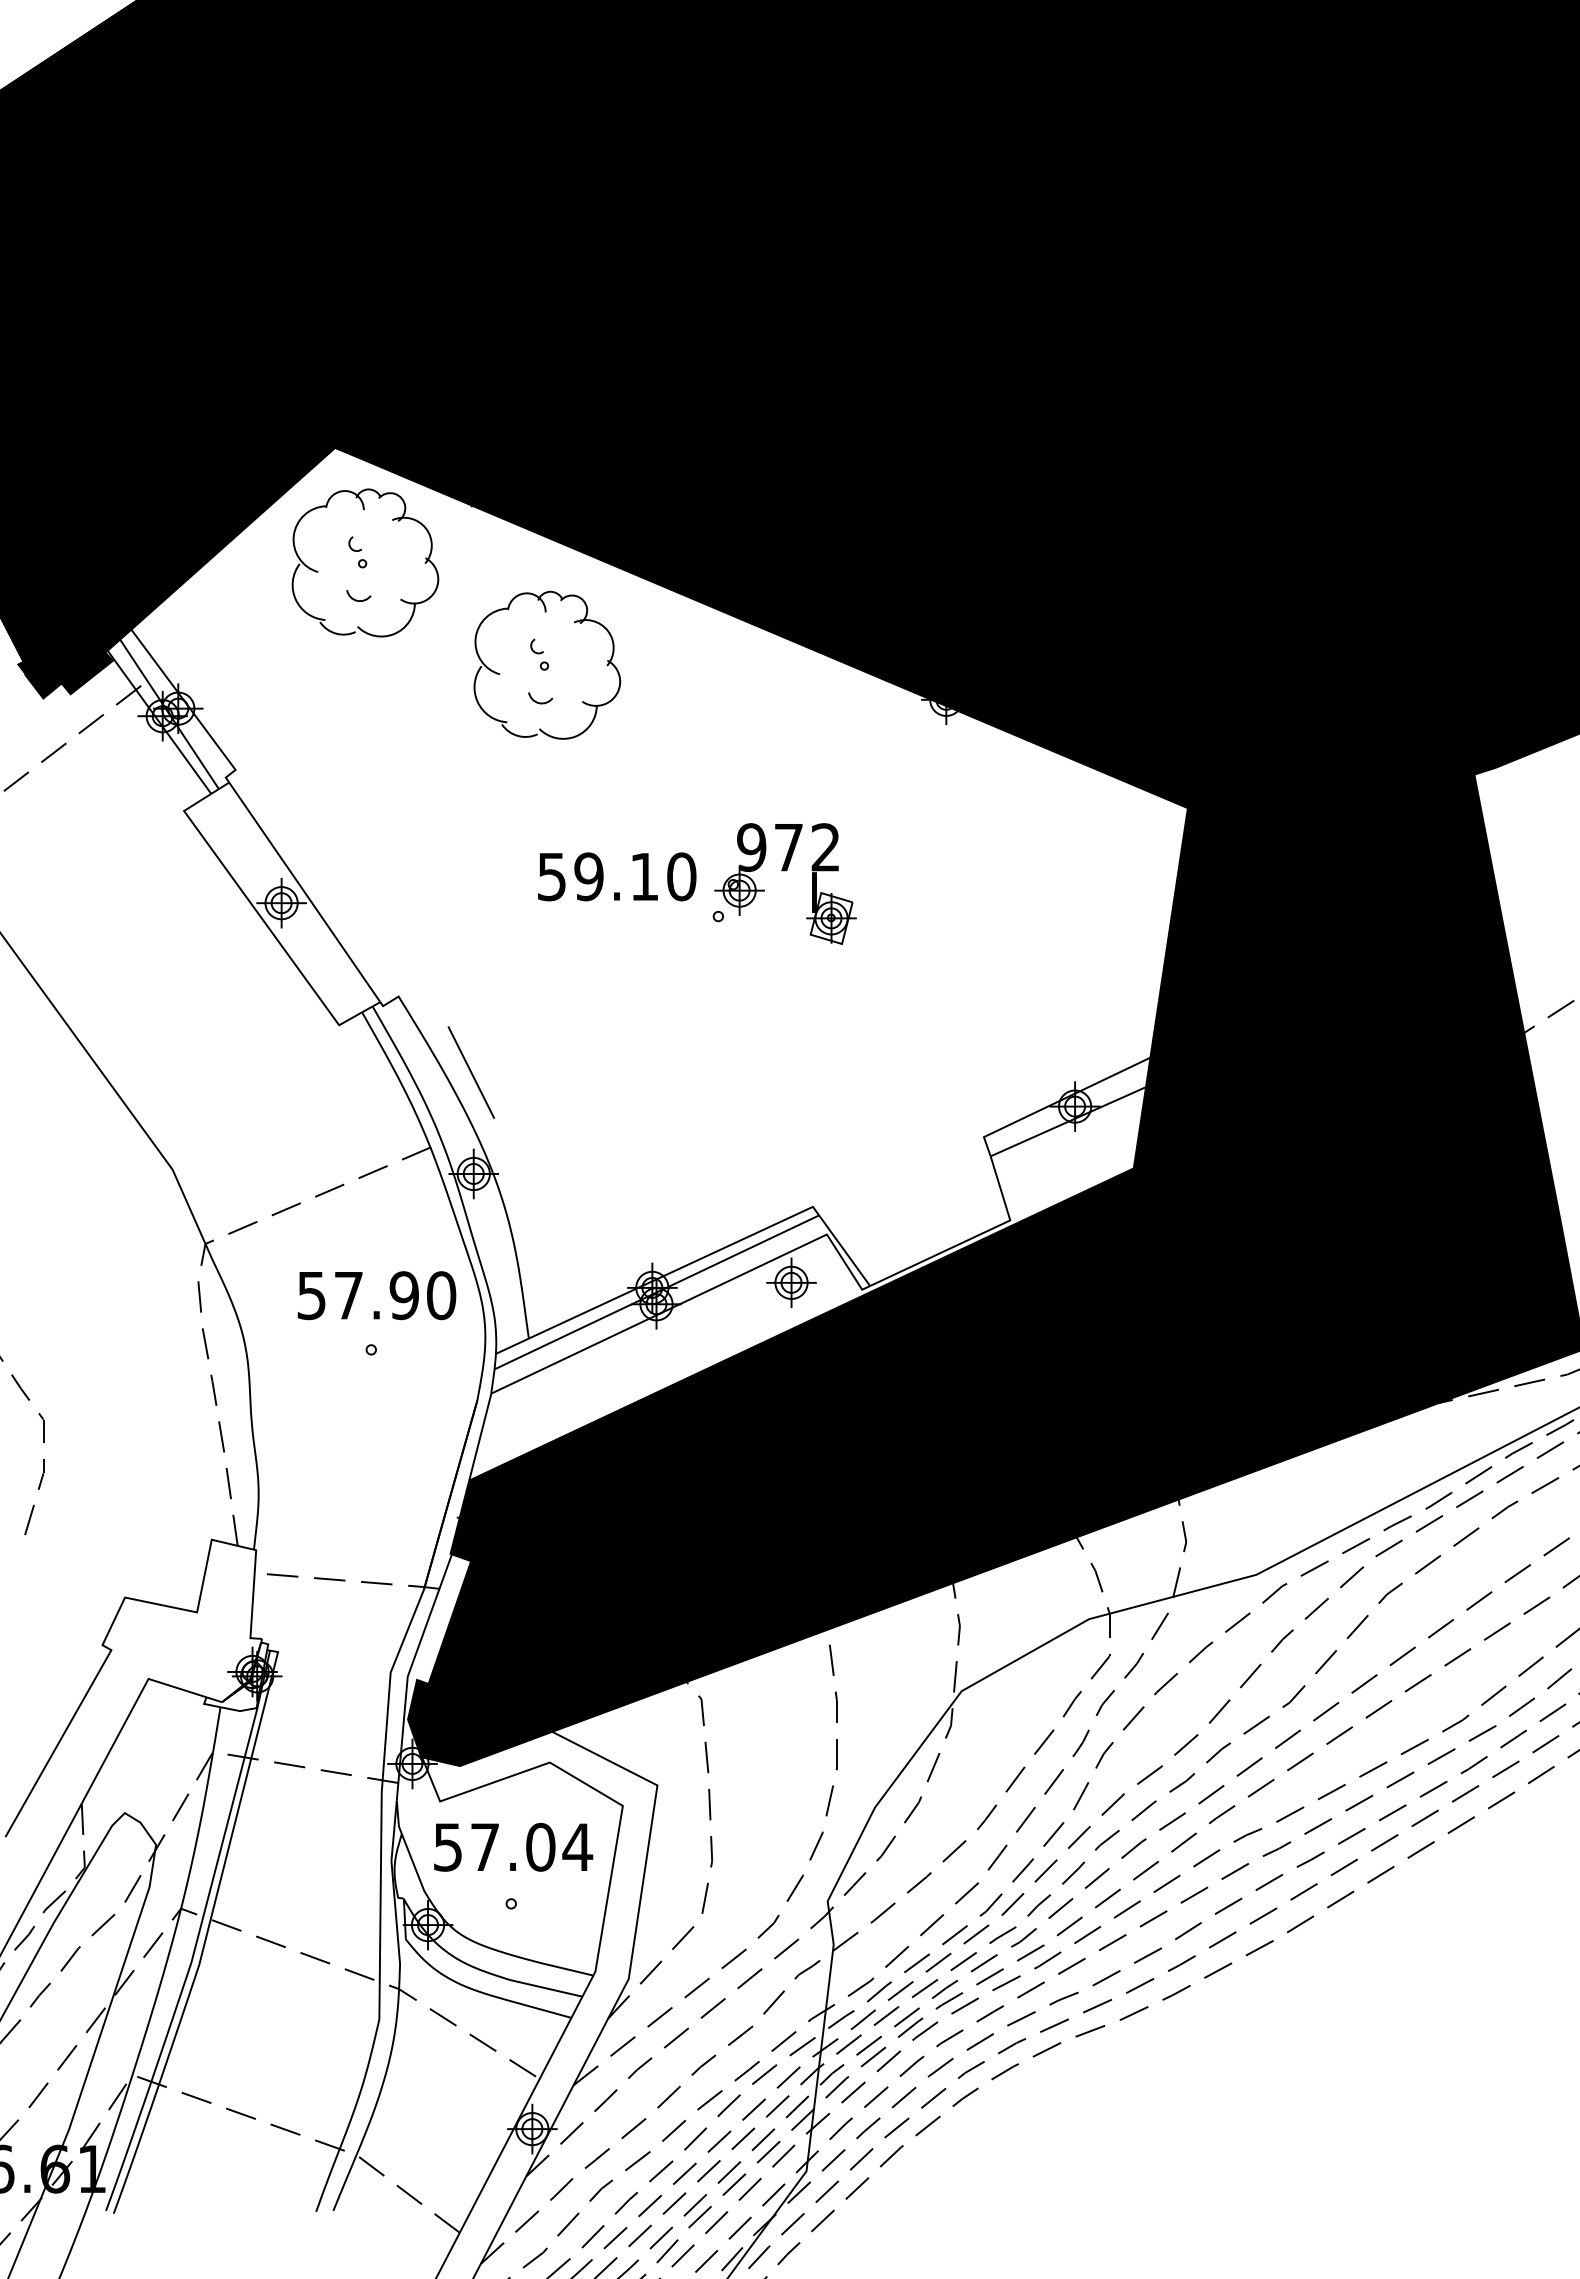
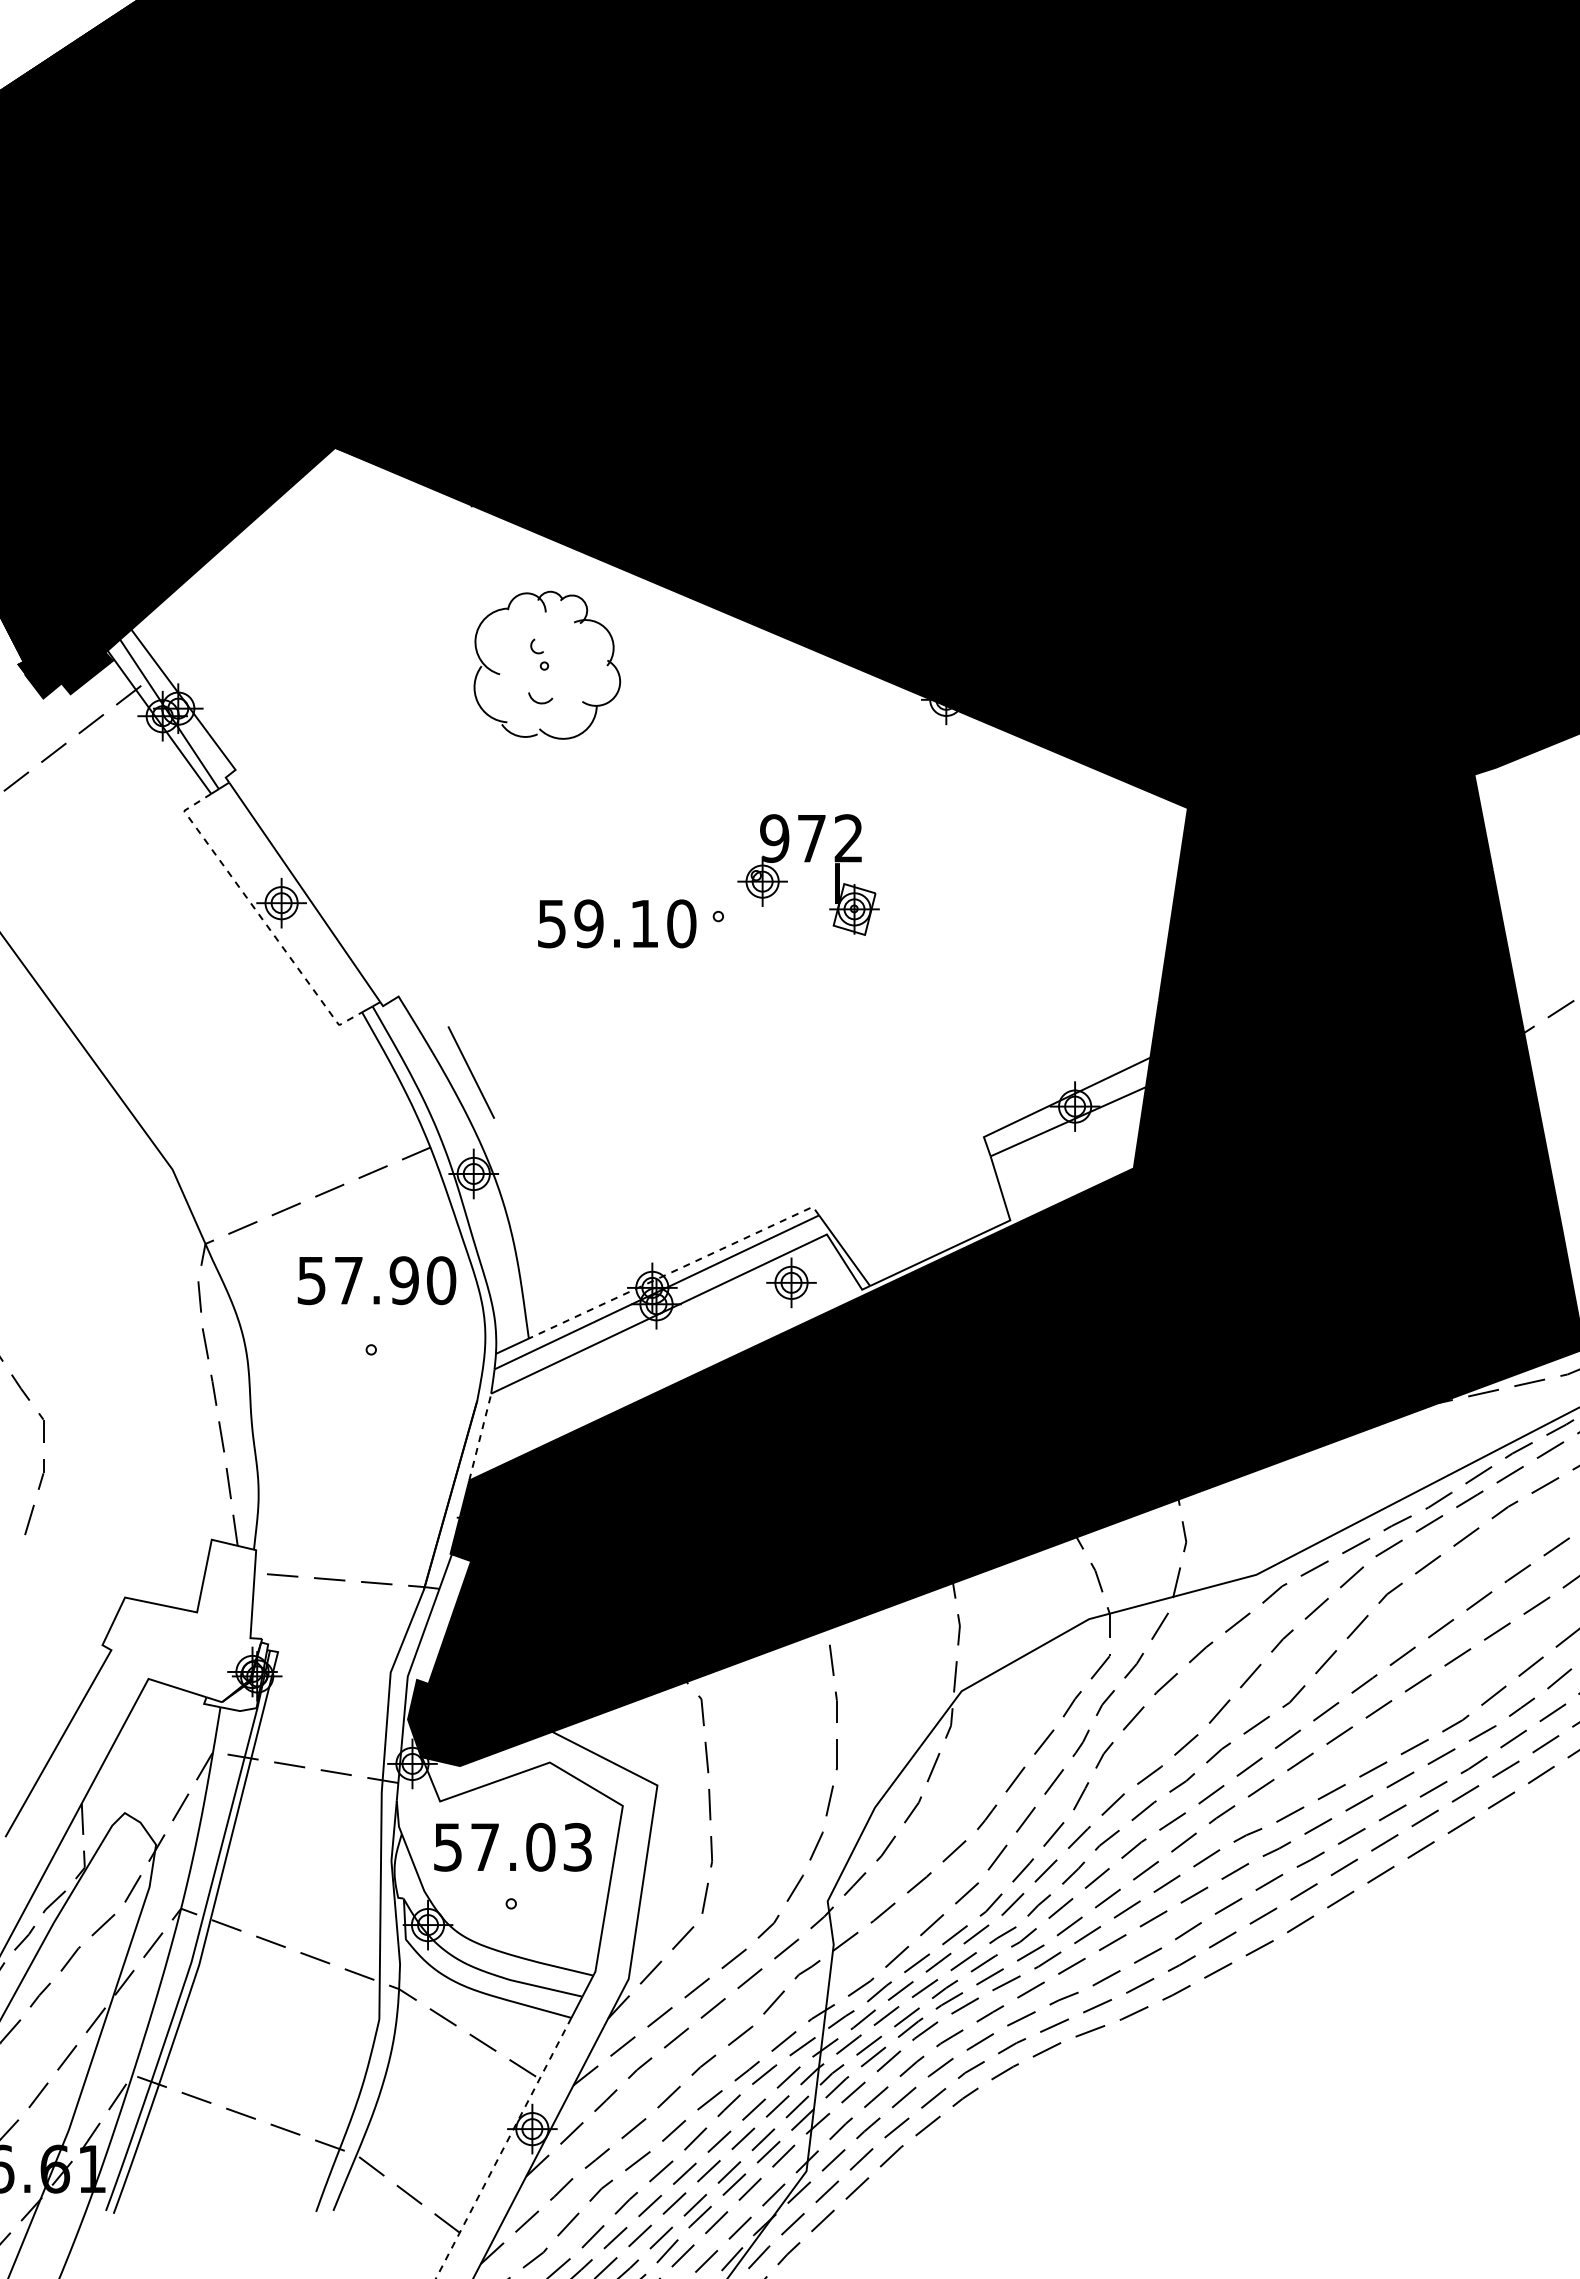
part: present -> none (365, 562)
part position: (785, 871) -> (808, 862) (808, 862)
text position: (617, 876) -> (617, 923) (617, 923)
line: solid -> dashed (260, 916)
line: solid -> dashed (676, 1270)
text position: (376, 1295) -> (376, 1280) (376, 1280)
line: solid -> dashed (480, 1436)
text: 57.04 -> 57.03 (577, 1846)
line: solid -> dashed (503, 2148)
